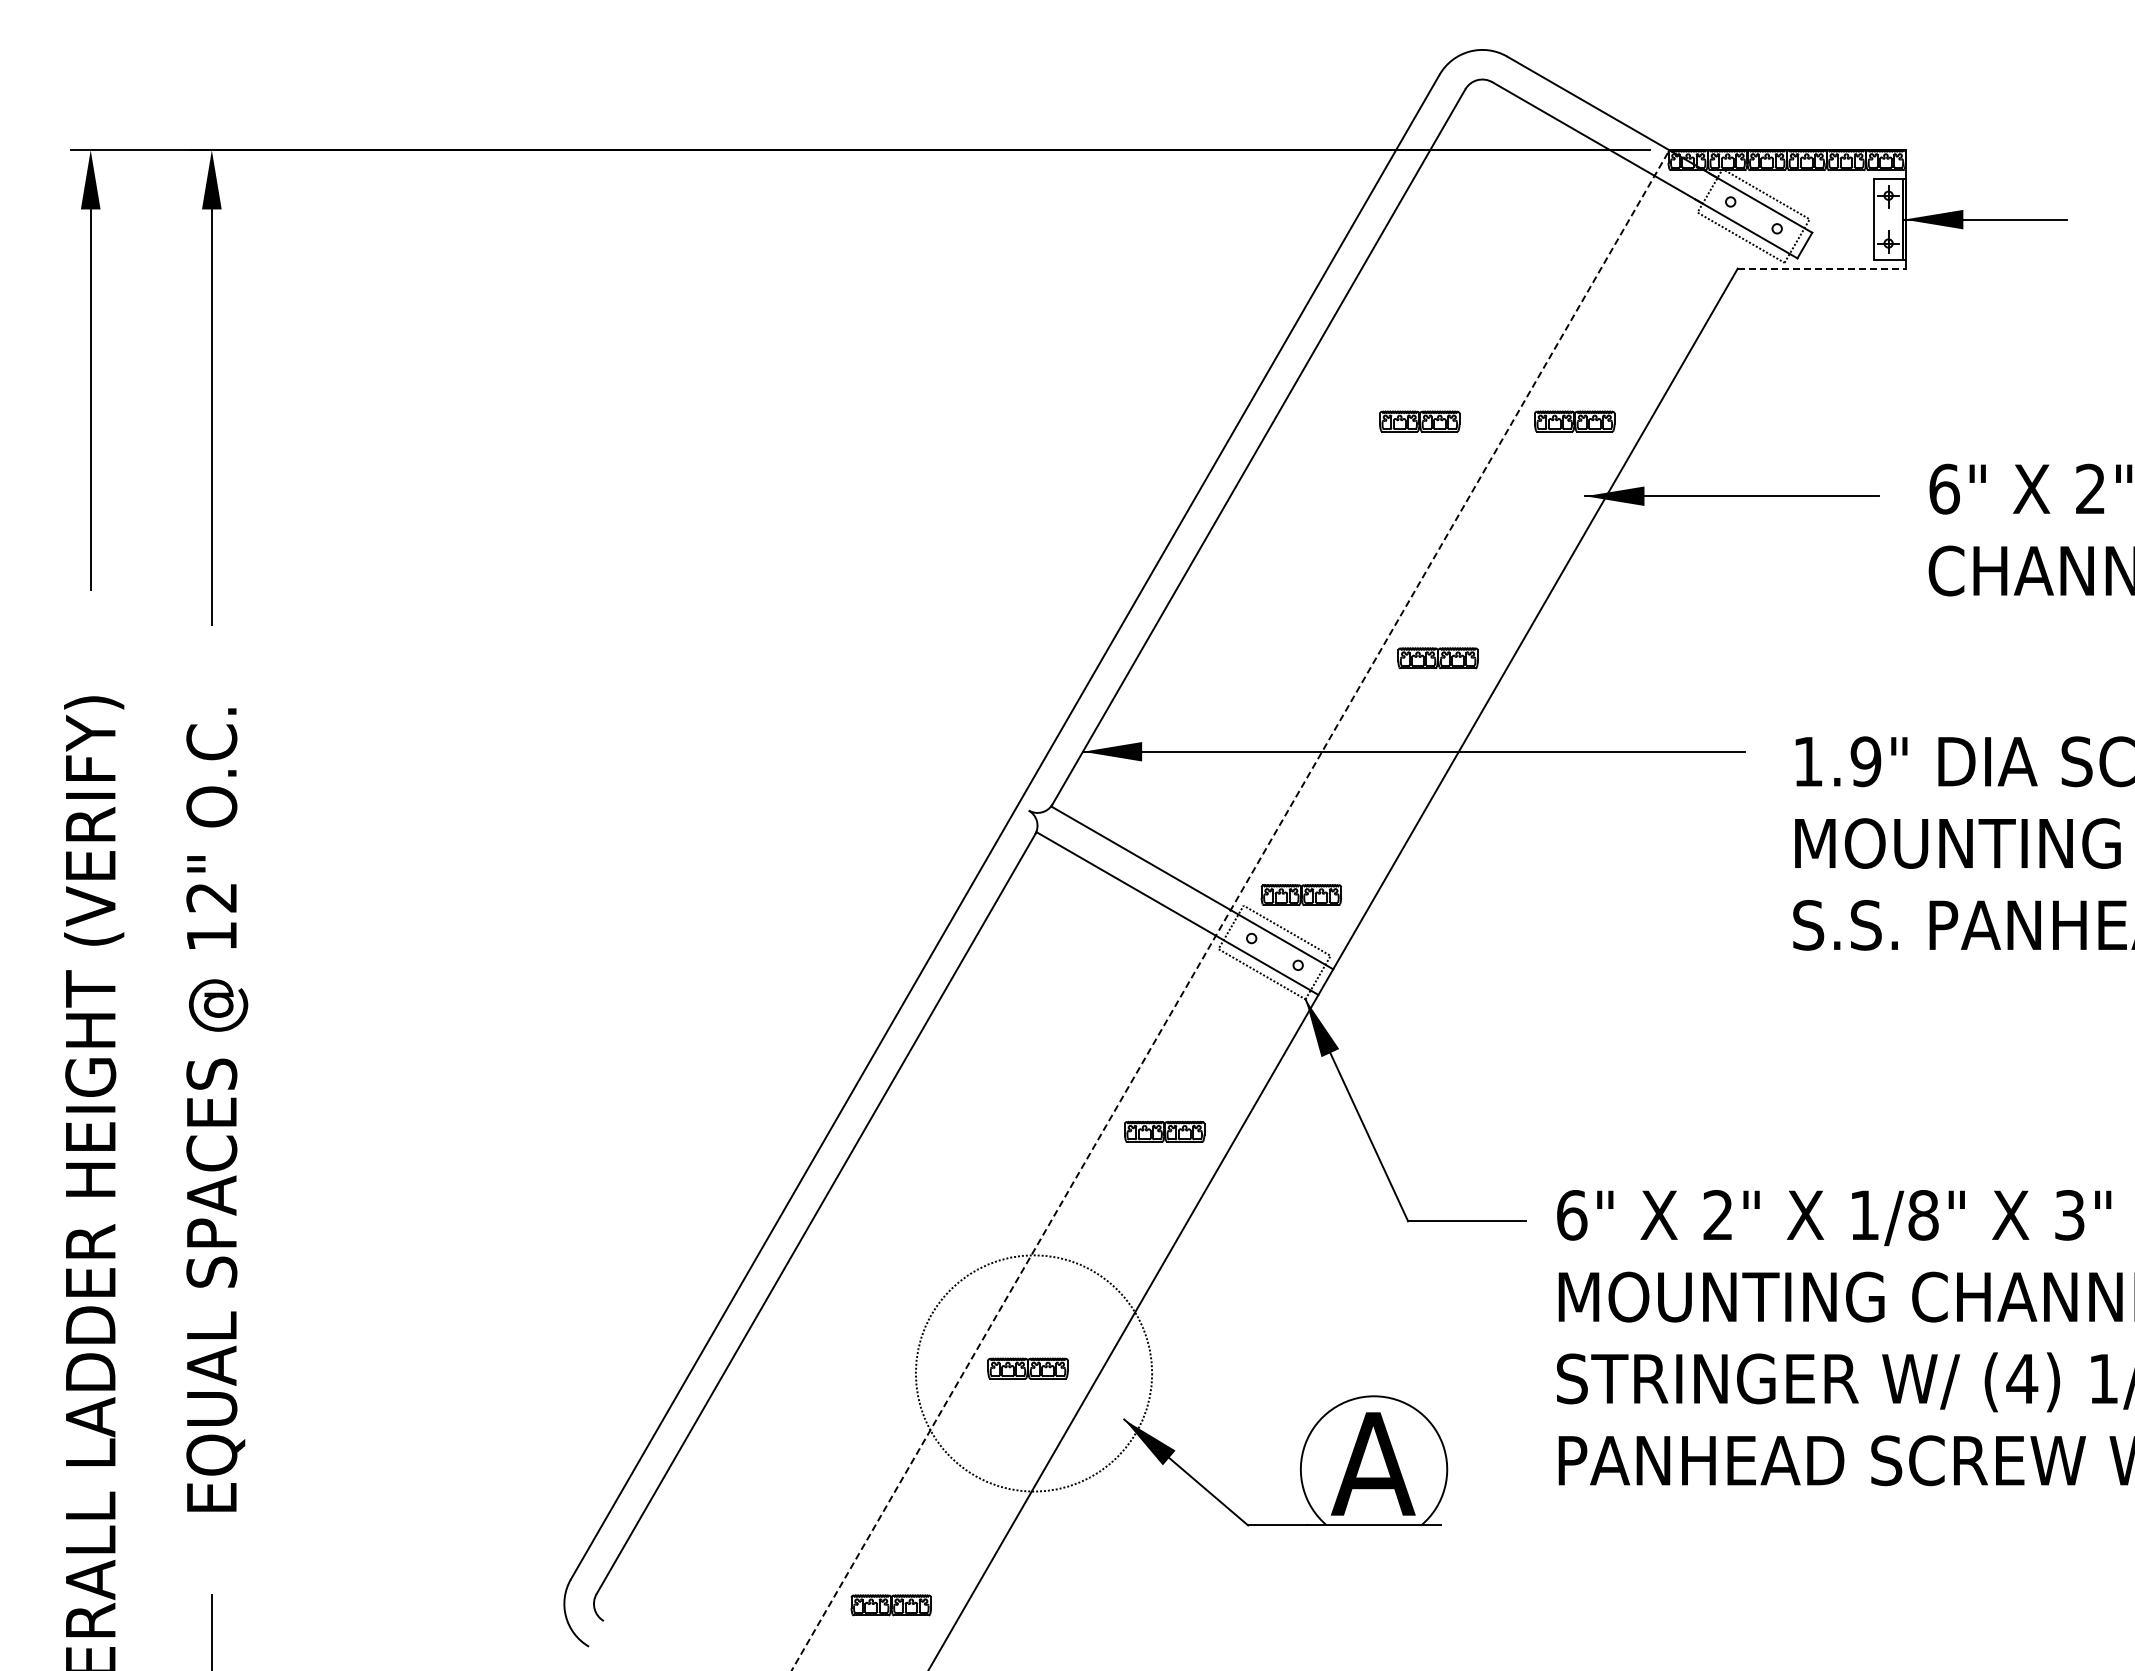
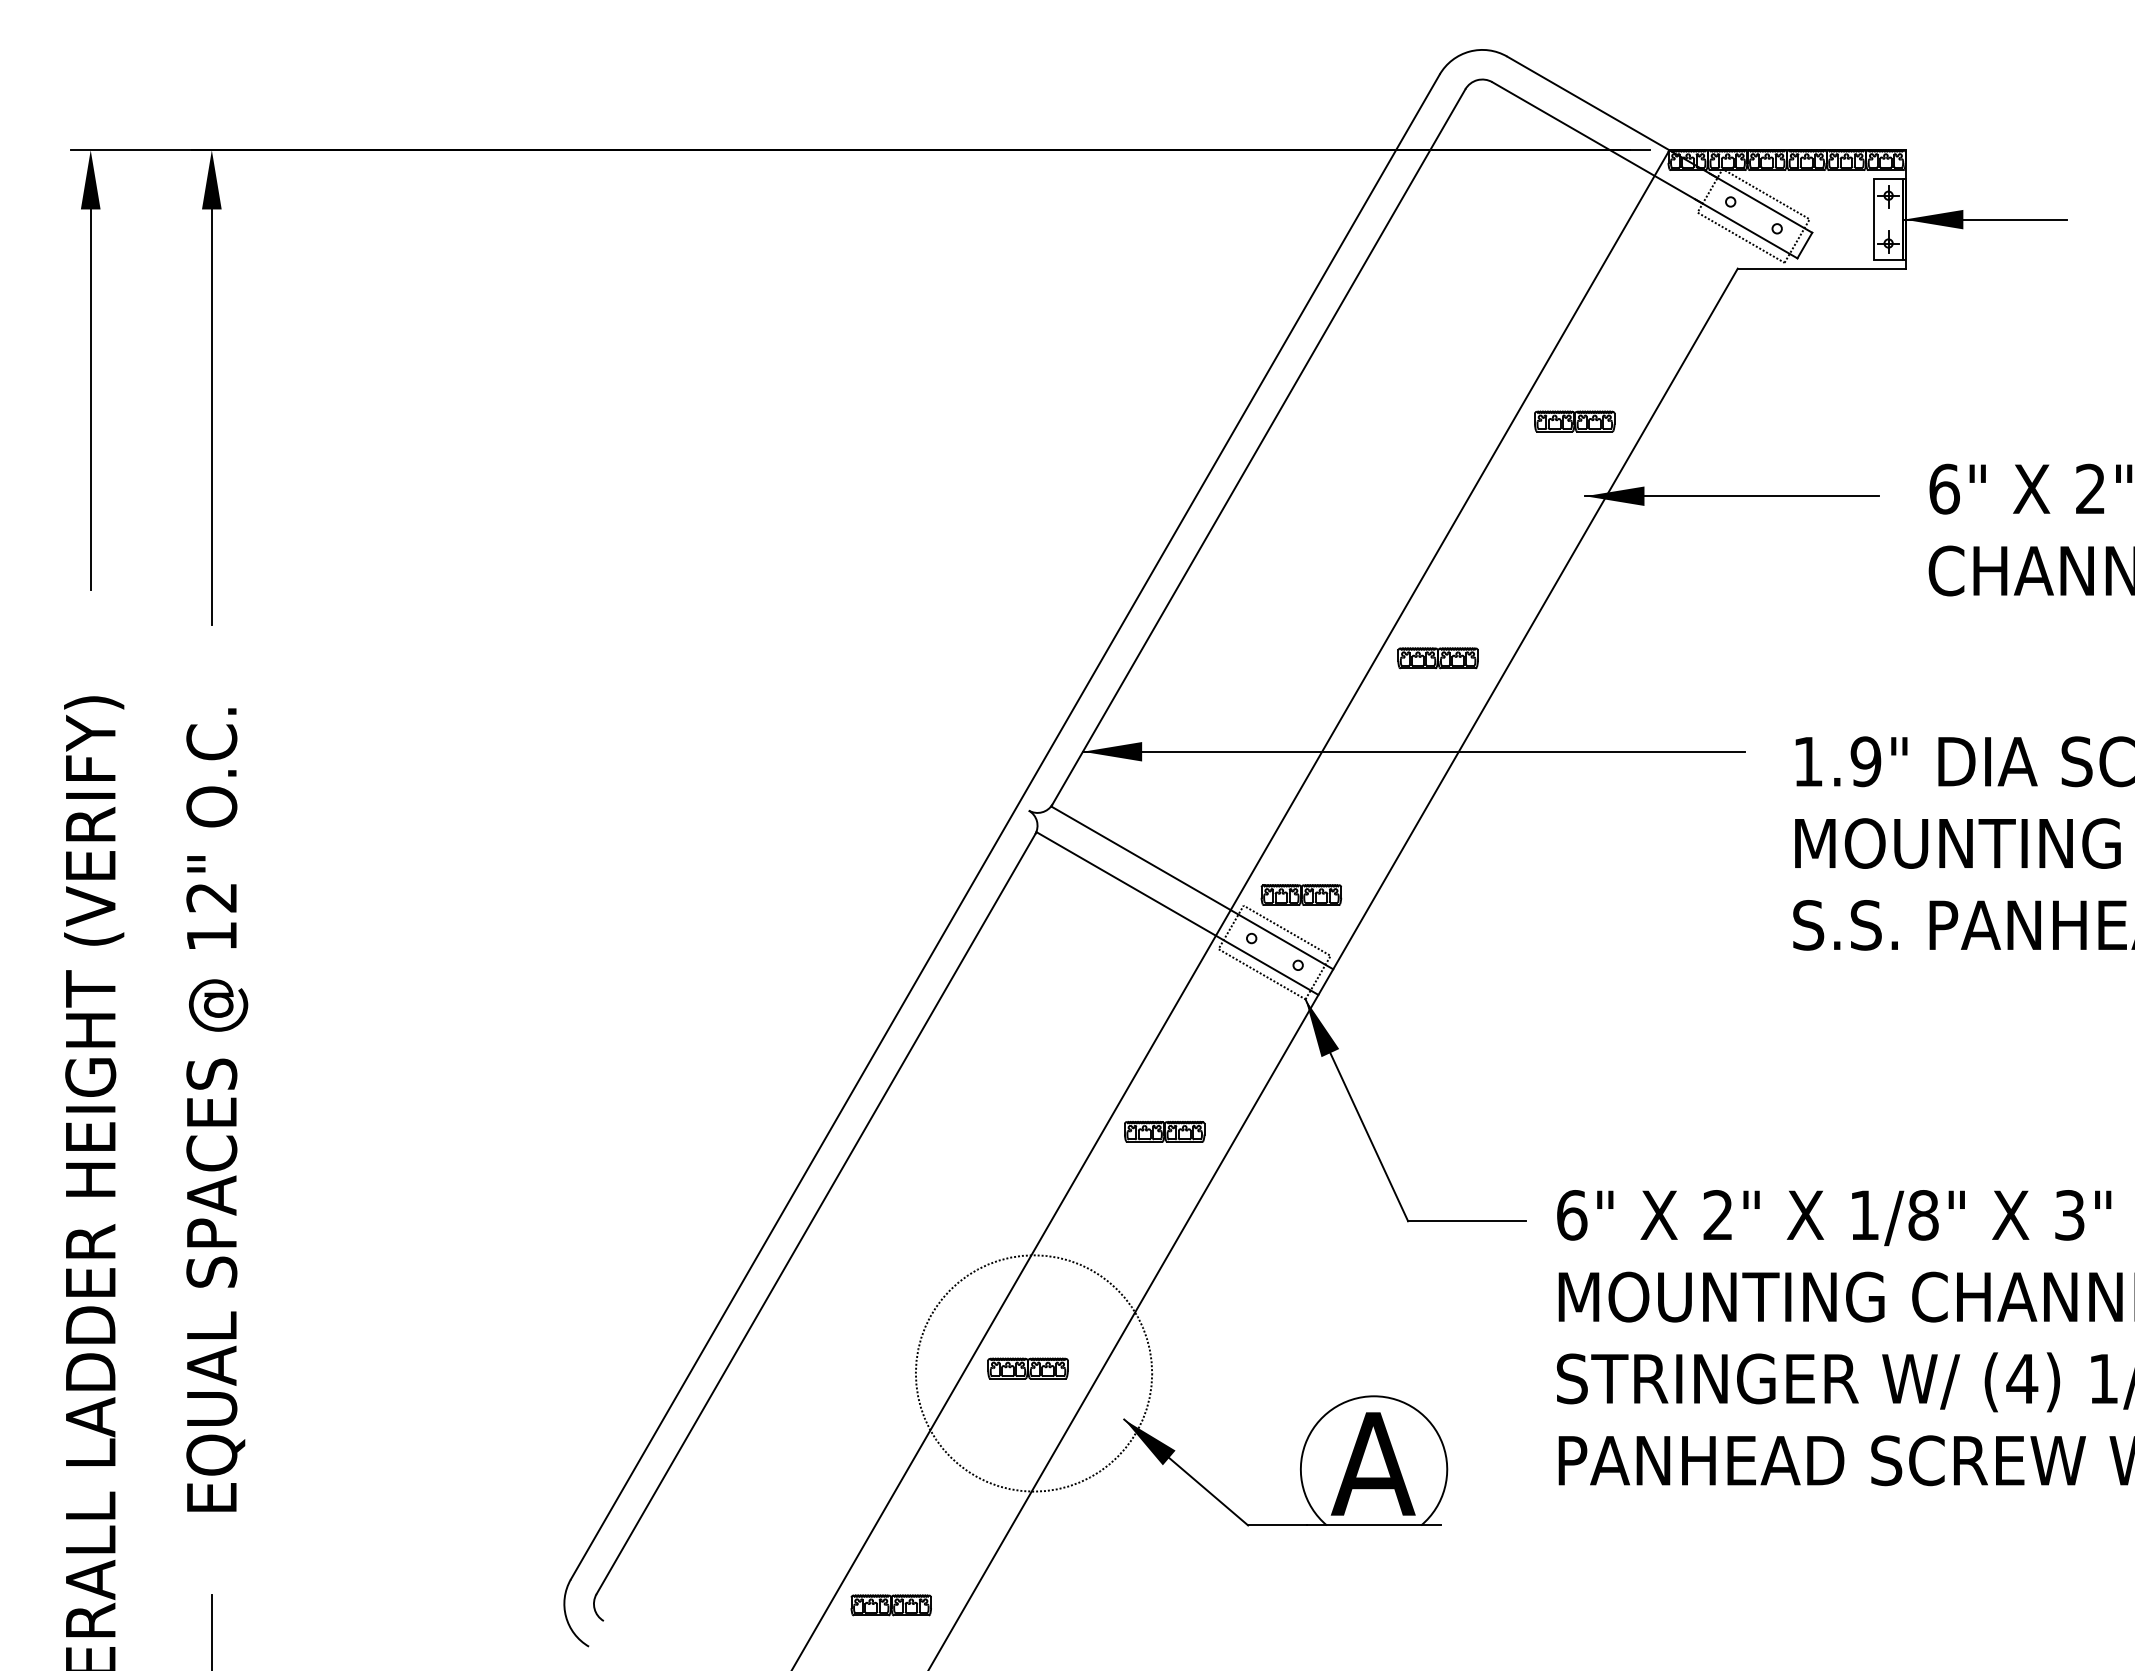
line: dashed -> solid (1822, 268)
part: present -> none (1419, 421)
line: dashed -> solid (1230, 909)
